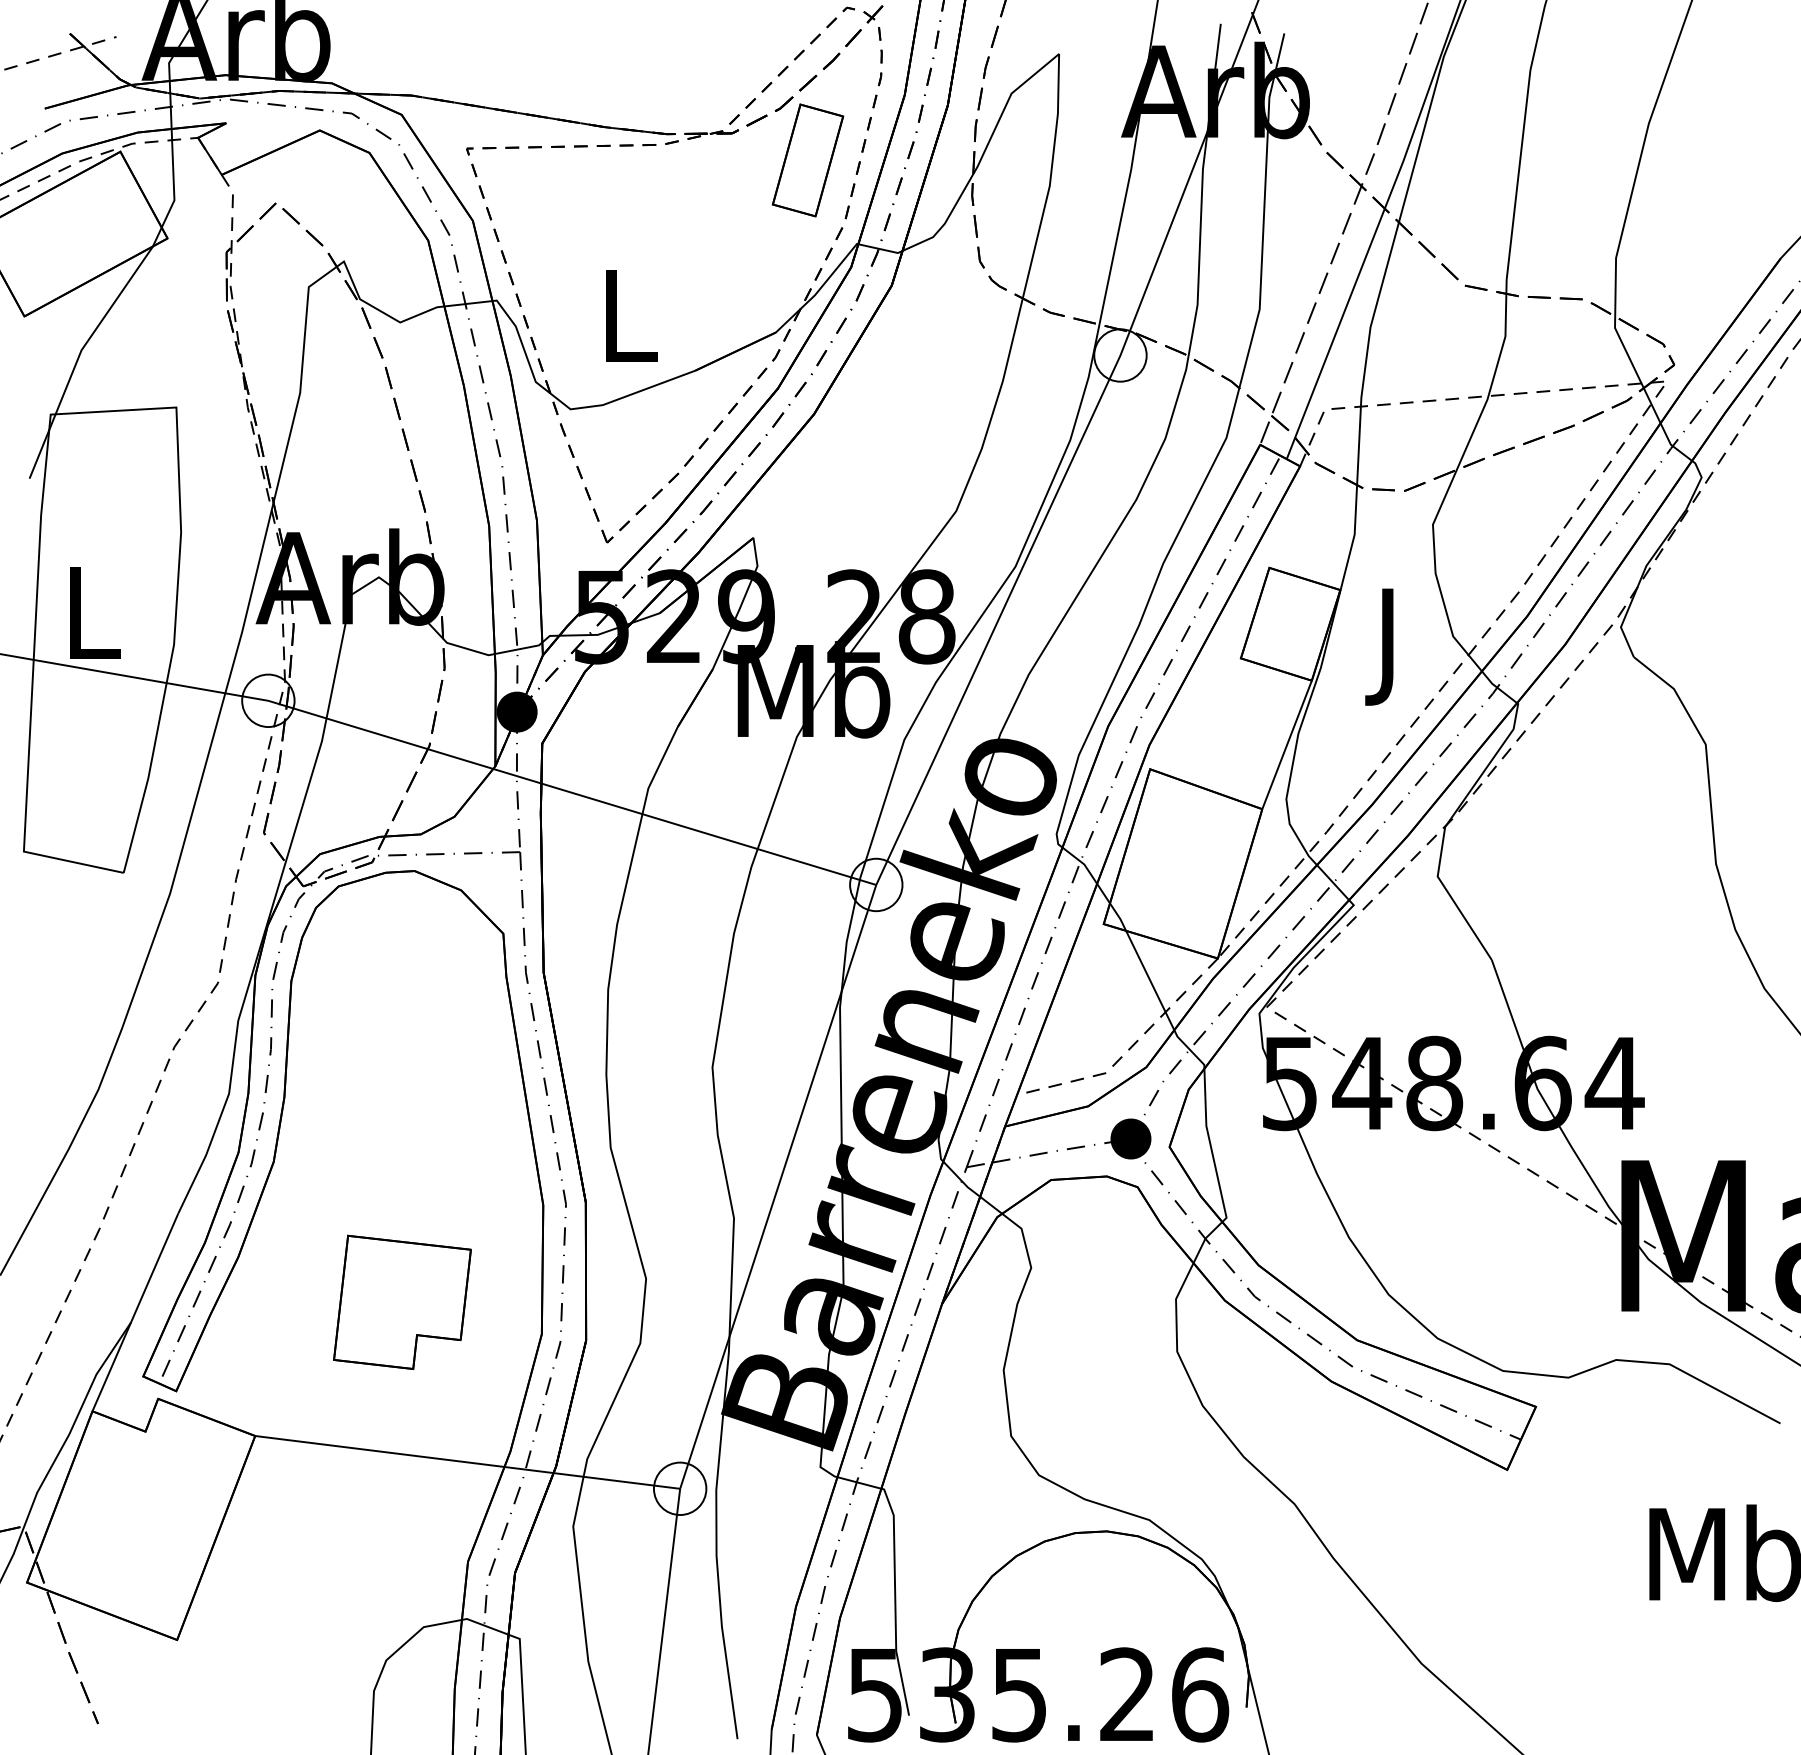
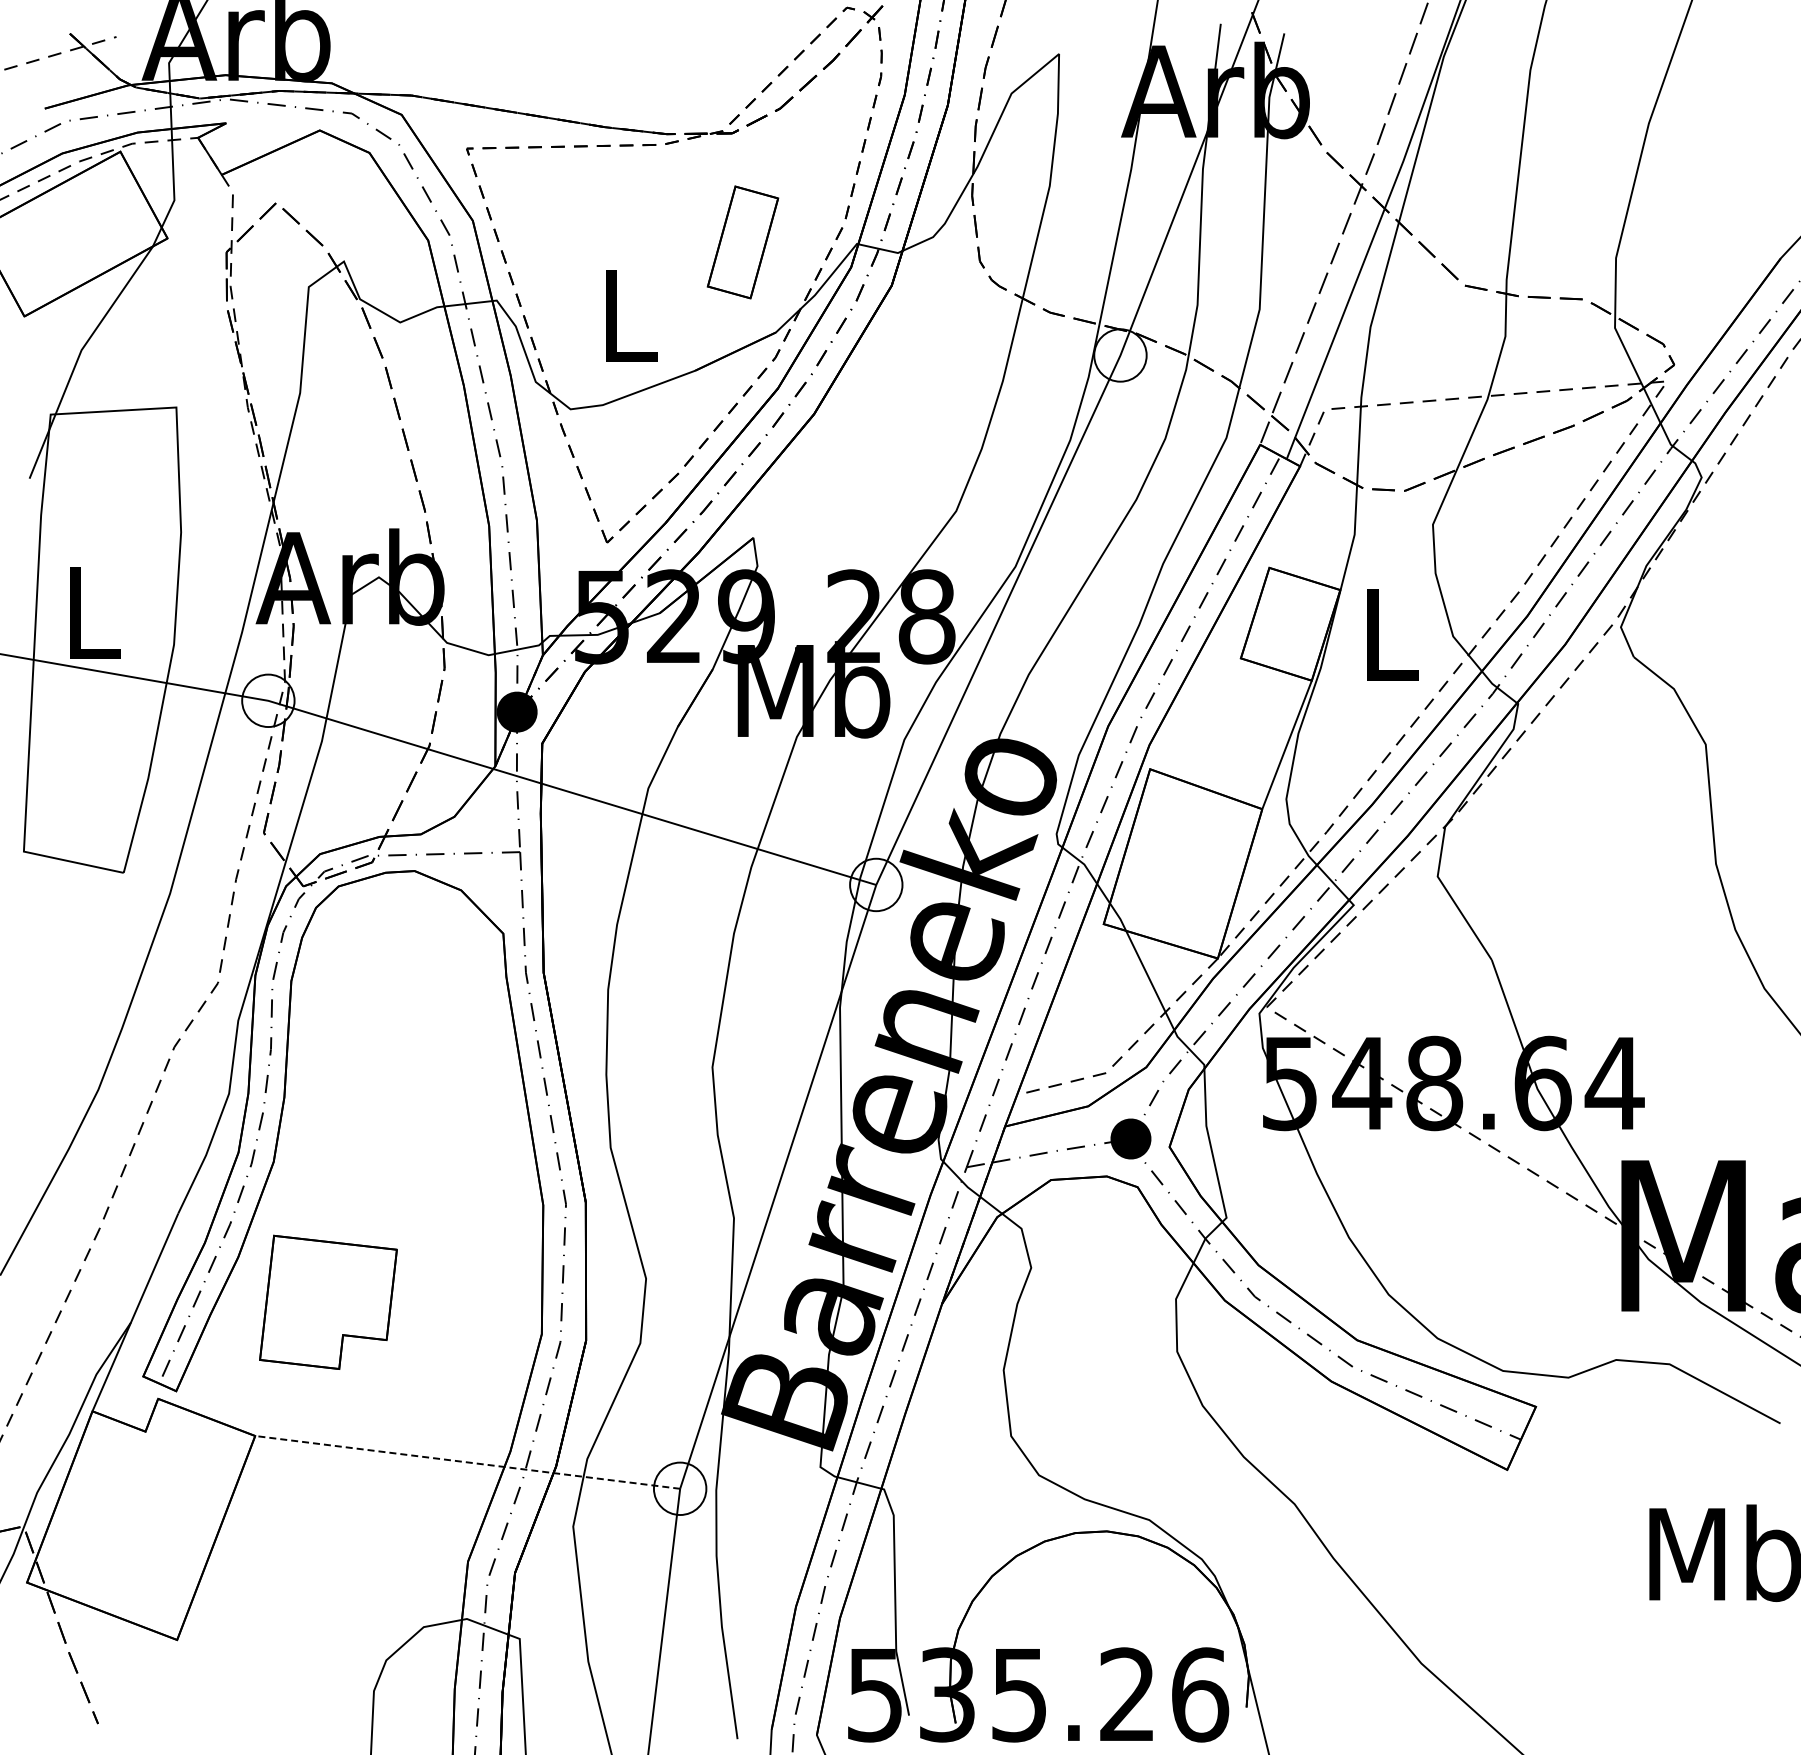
part position: (807, 160) -> (742, 242) (742, 242)
text: J -> L (1391, 646)
part position: (402, 1301) -> (328, 1301) (328, 1301)
line: solid -> dashed (467, 1462)
